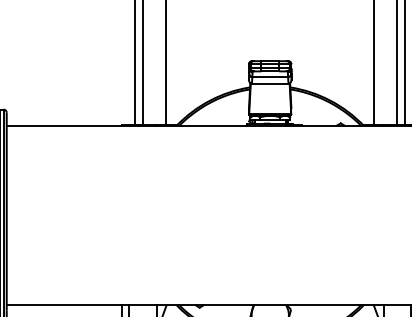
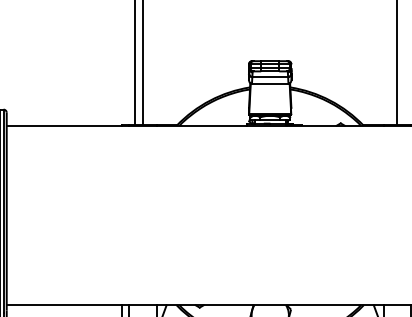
line: present -> none (166, 63)
line: present -> none (374, 63)
line: present -> none (405, 63)
